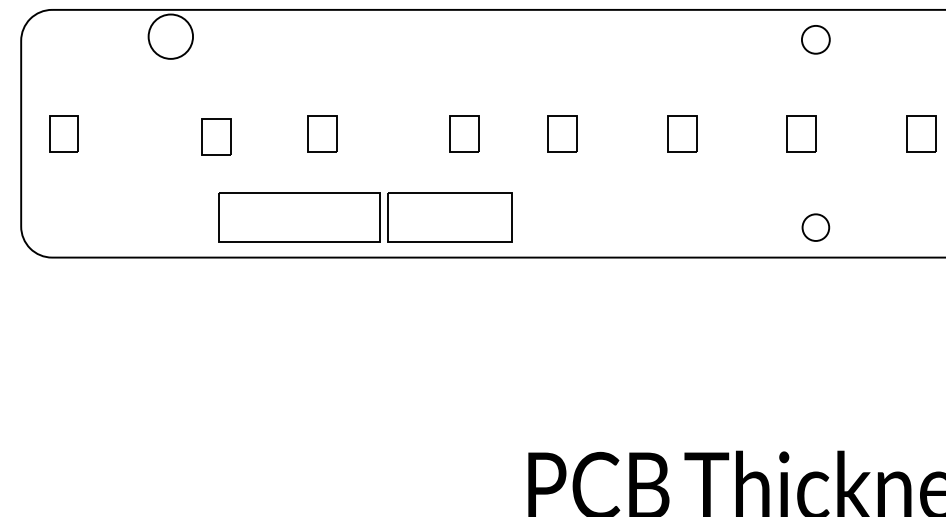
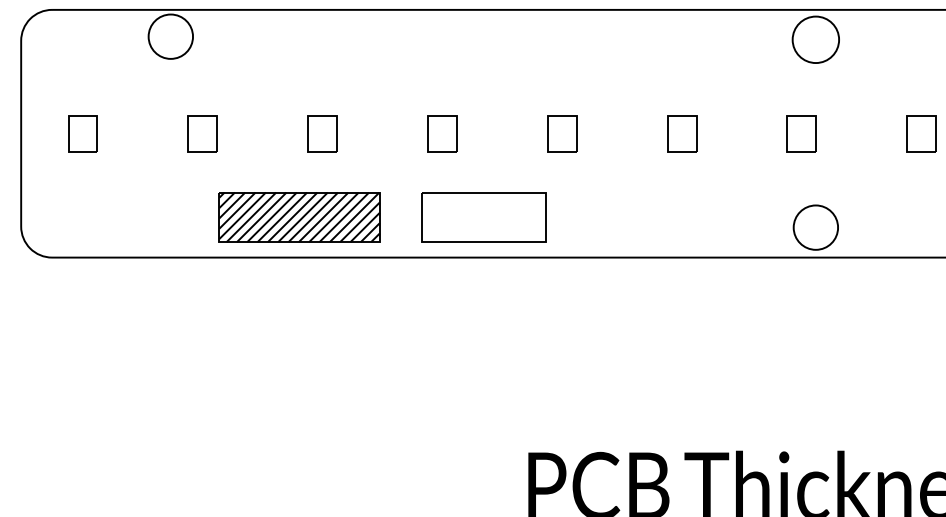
circle diameter: 28 px -> 46 px (815, 39)
part position: (63, 133) -> (82, 133) (82, 133)
part position: (464, 133) -> (442, 133) (442, 133)
part position: (216, 136) -> (202, 133) (202, 133)
hatch: none -> present (299, 217)
part position: (449, 217) -> (483, 217) (483, 217)
circle diameter: 27 px -> 44 px (815, 227)
